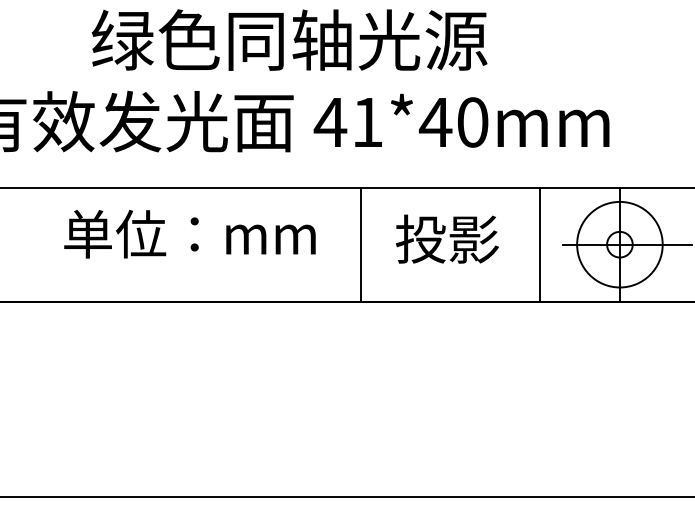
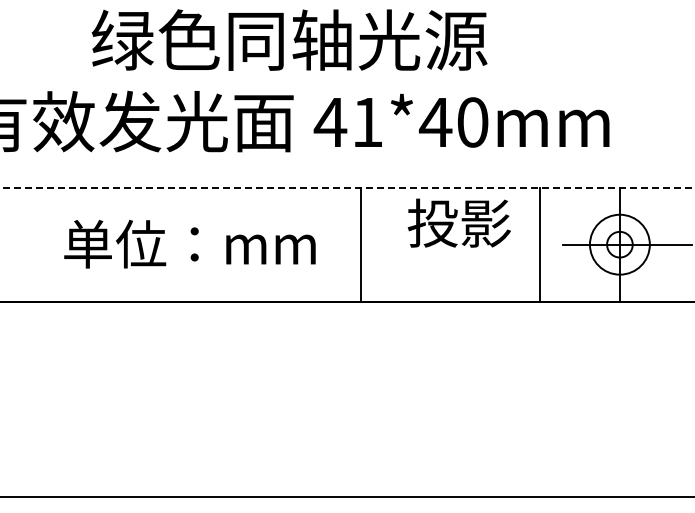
line: solid -> dashed (347, 187)
text position: (189, 234) -> (189, 244) (189, 244)
text position: (446, 238) -> (458, 222) (458, 222)
circle diameter: 86 px -> 60 px (619, 244)
